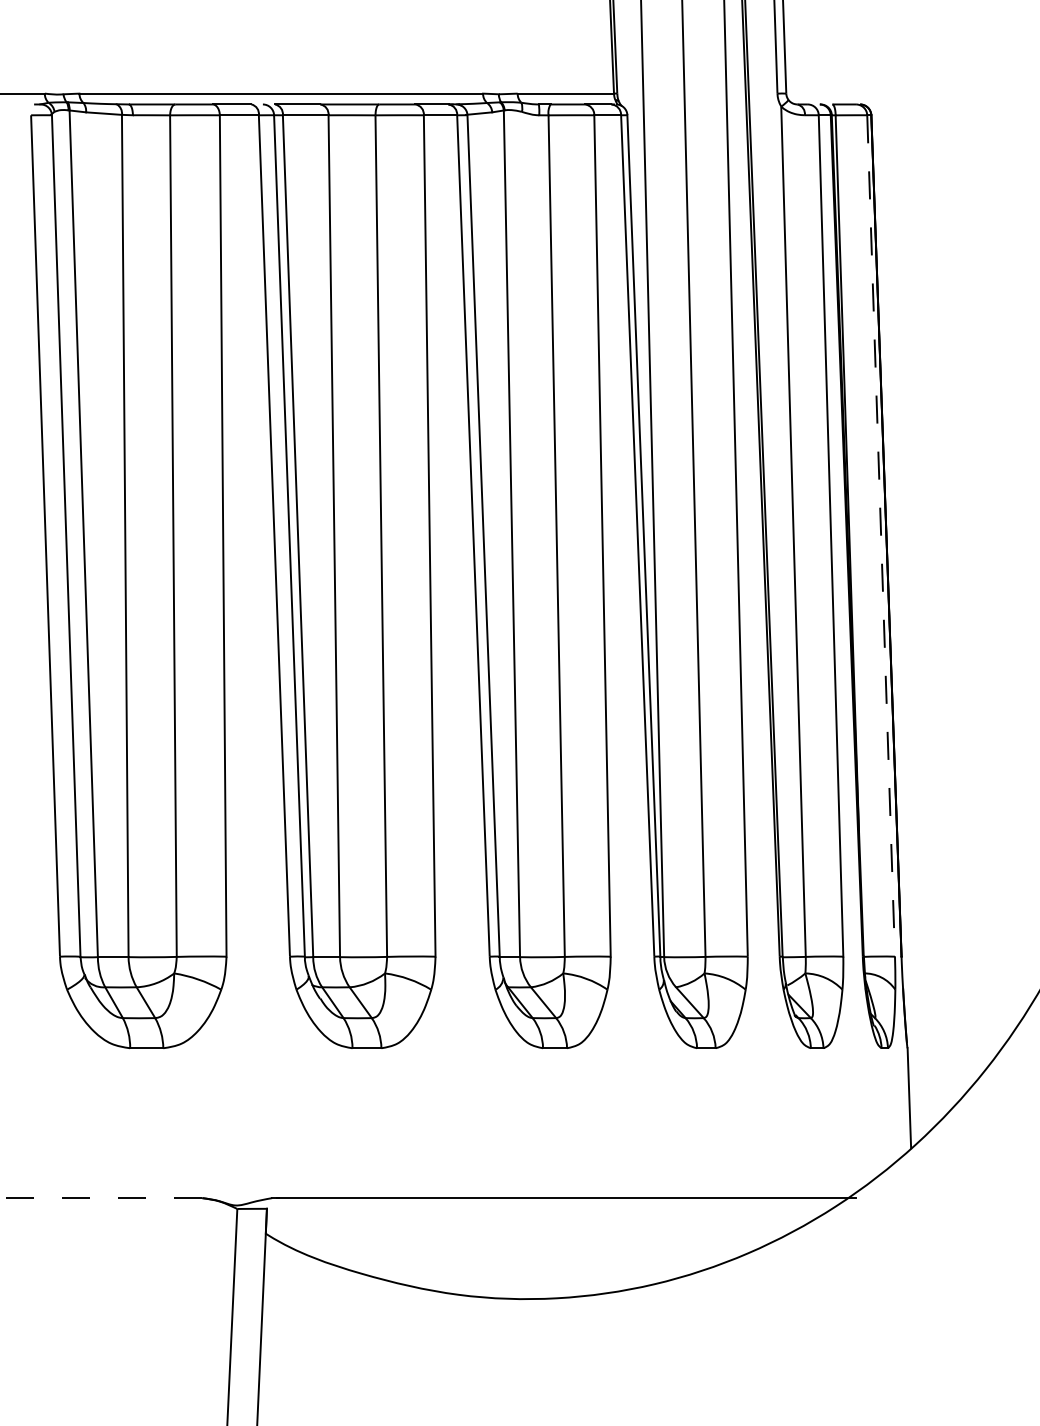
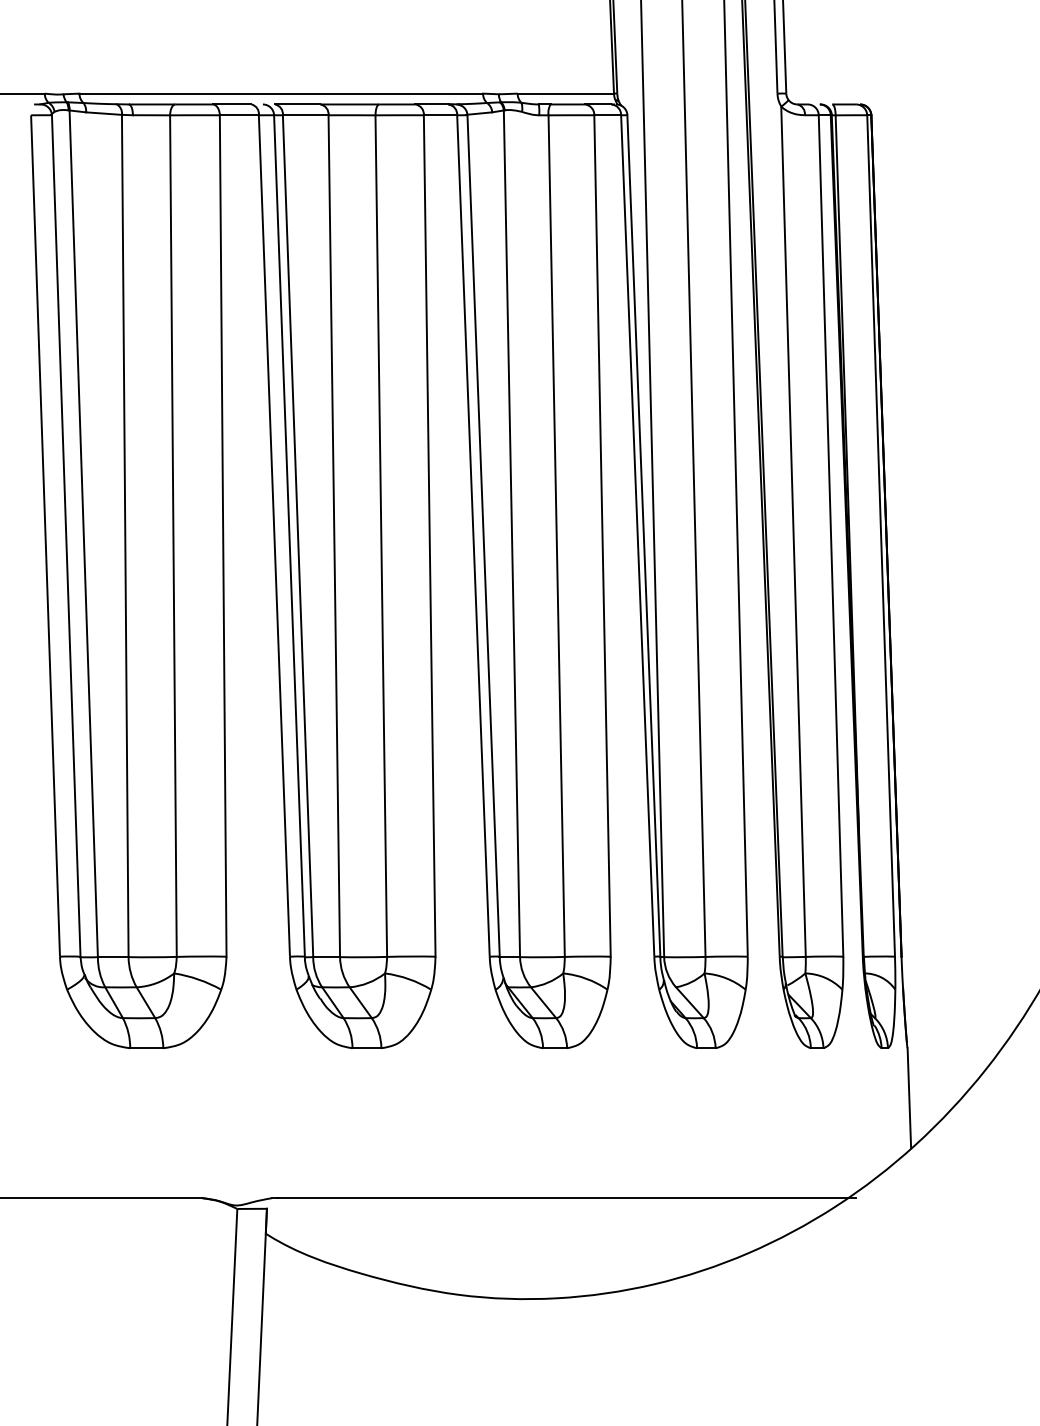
line: dashed -> solid (881, 535)
line: dashed -> solid (101, 1198)
